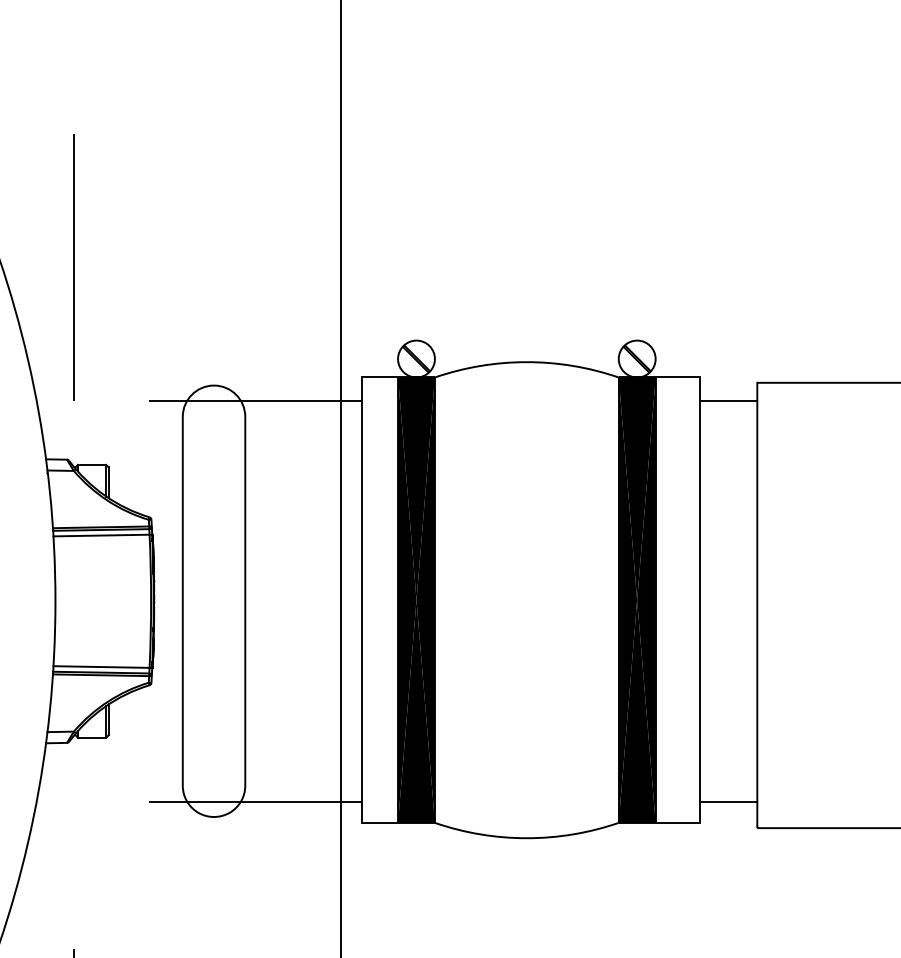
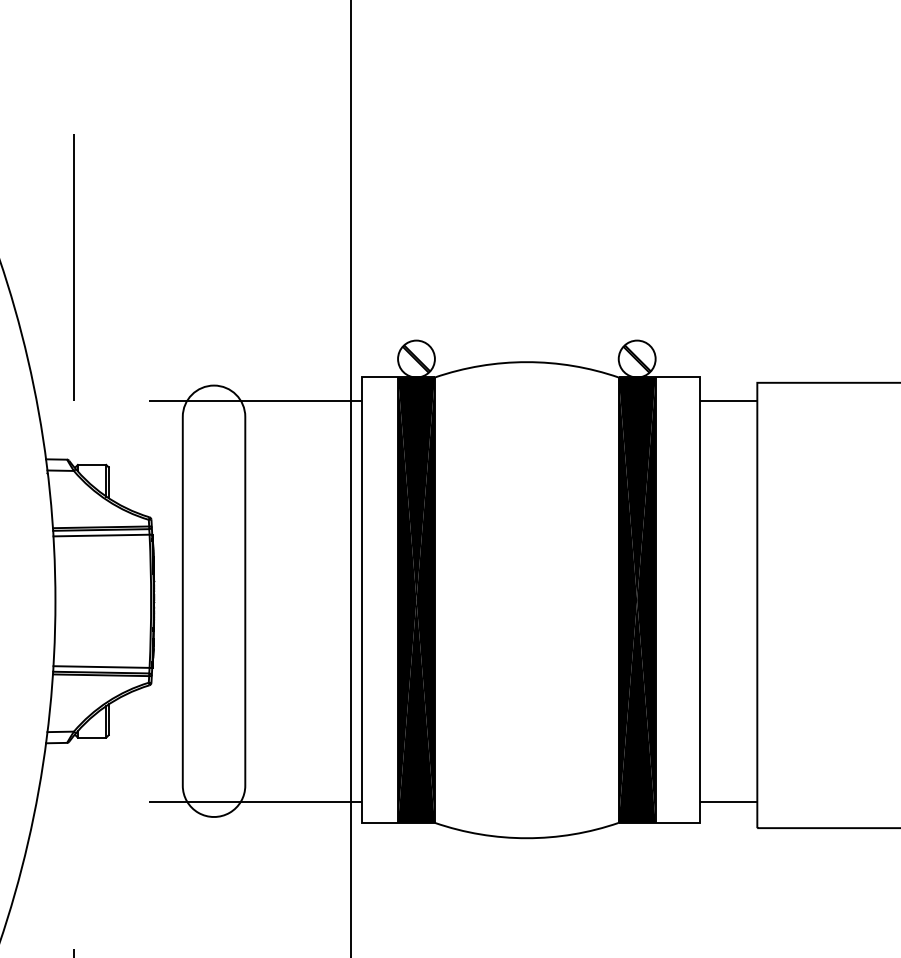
line position: (341, 478) -> (351, 478) (351, 478)
